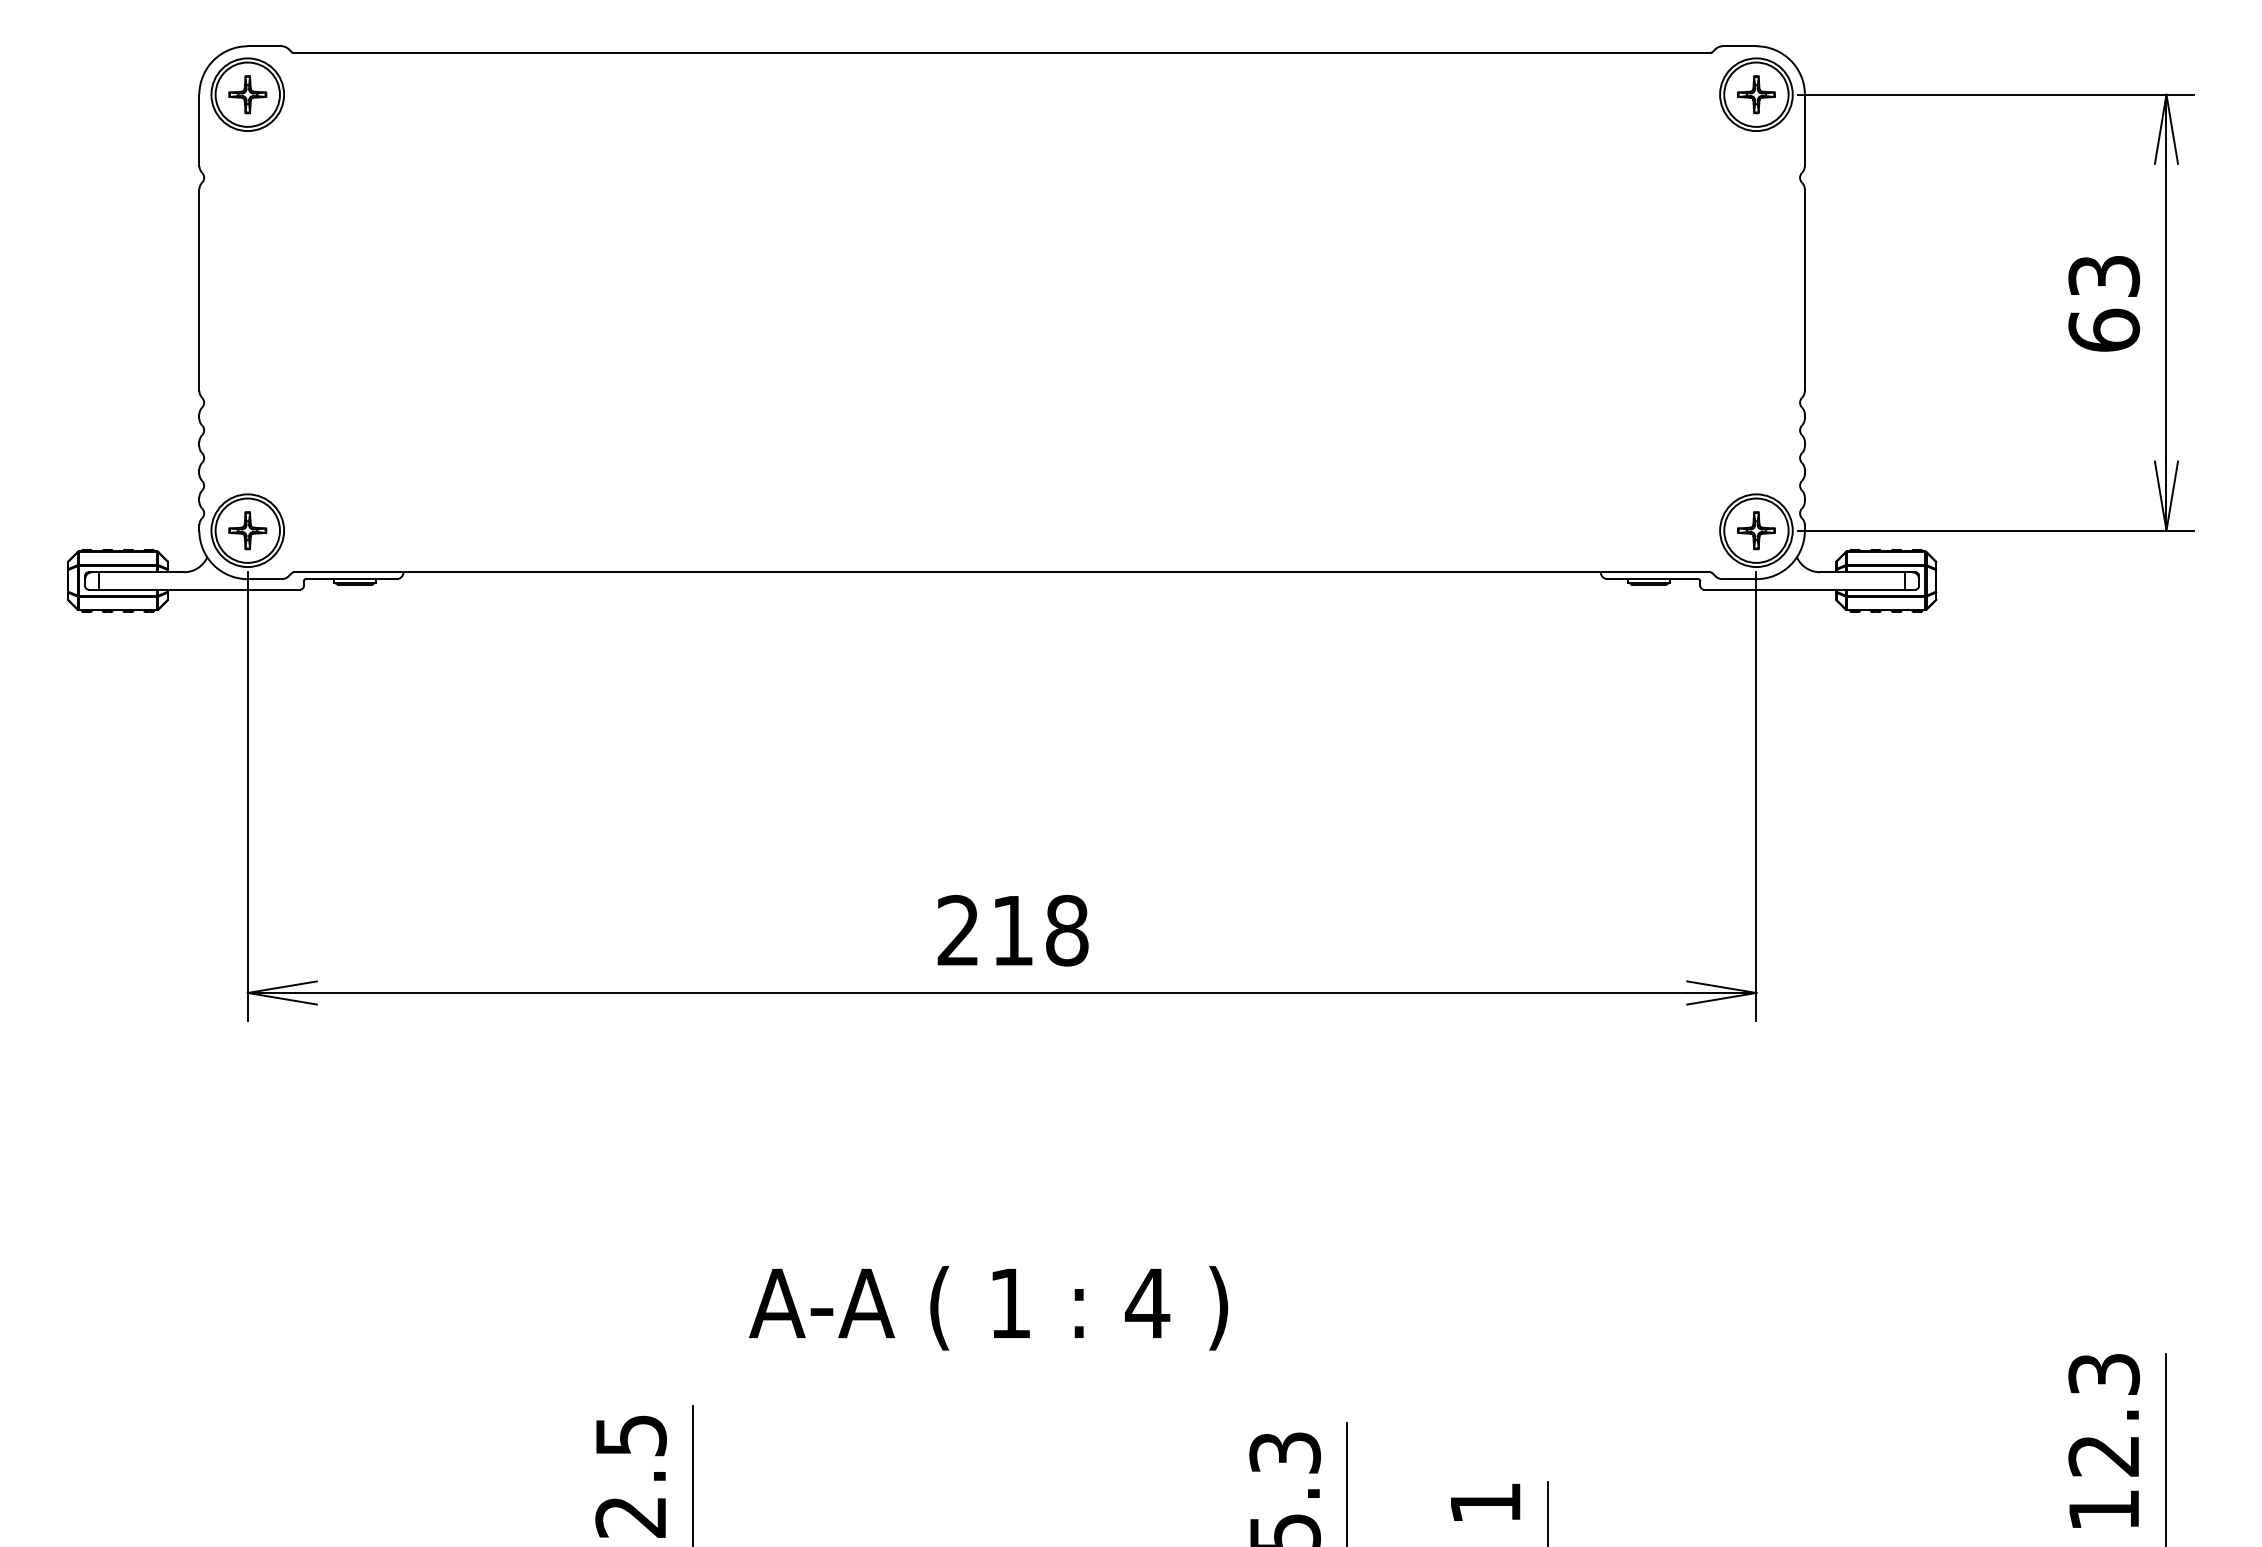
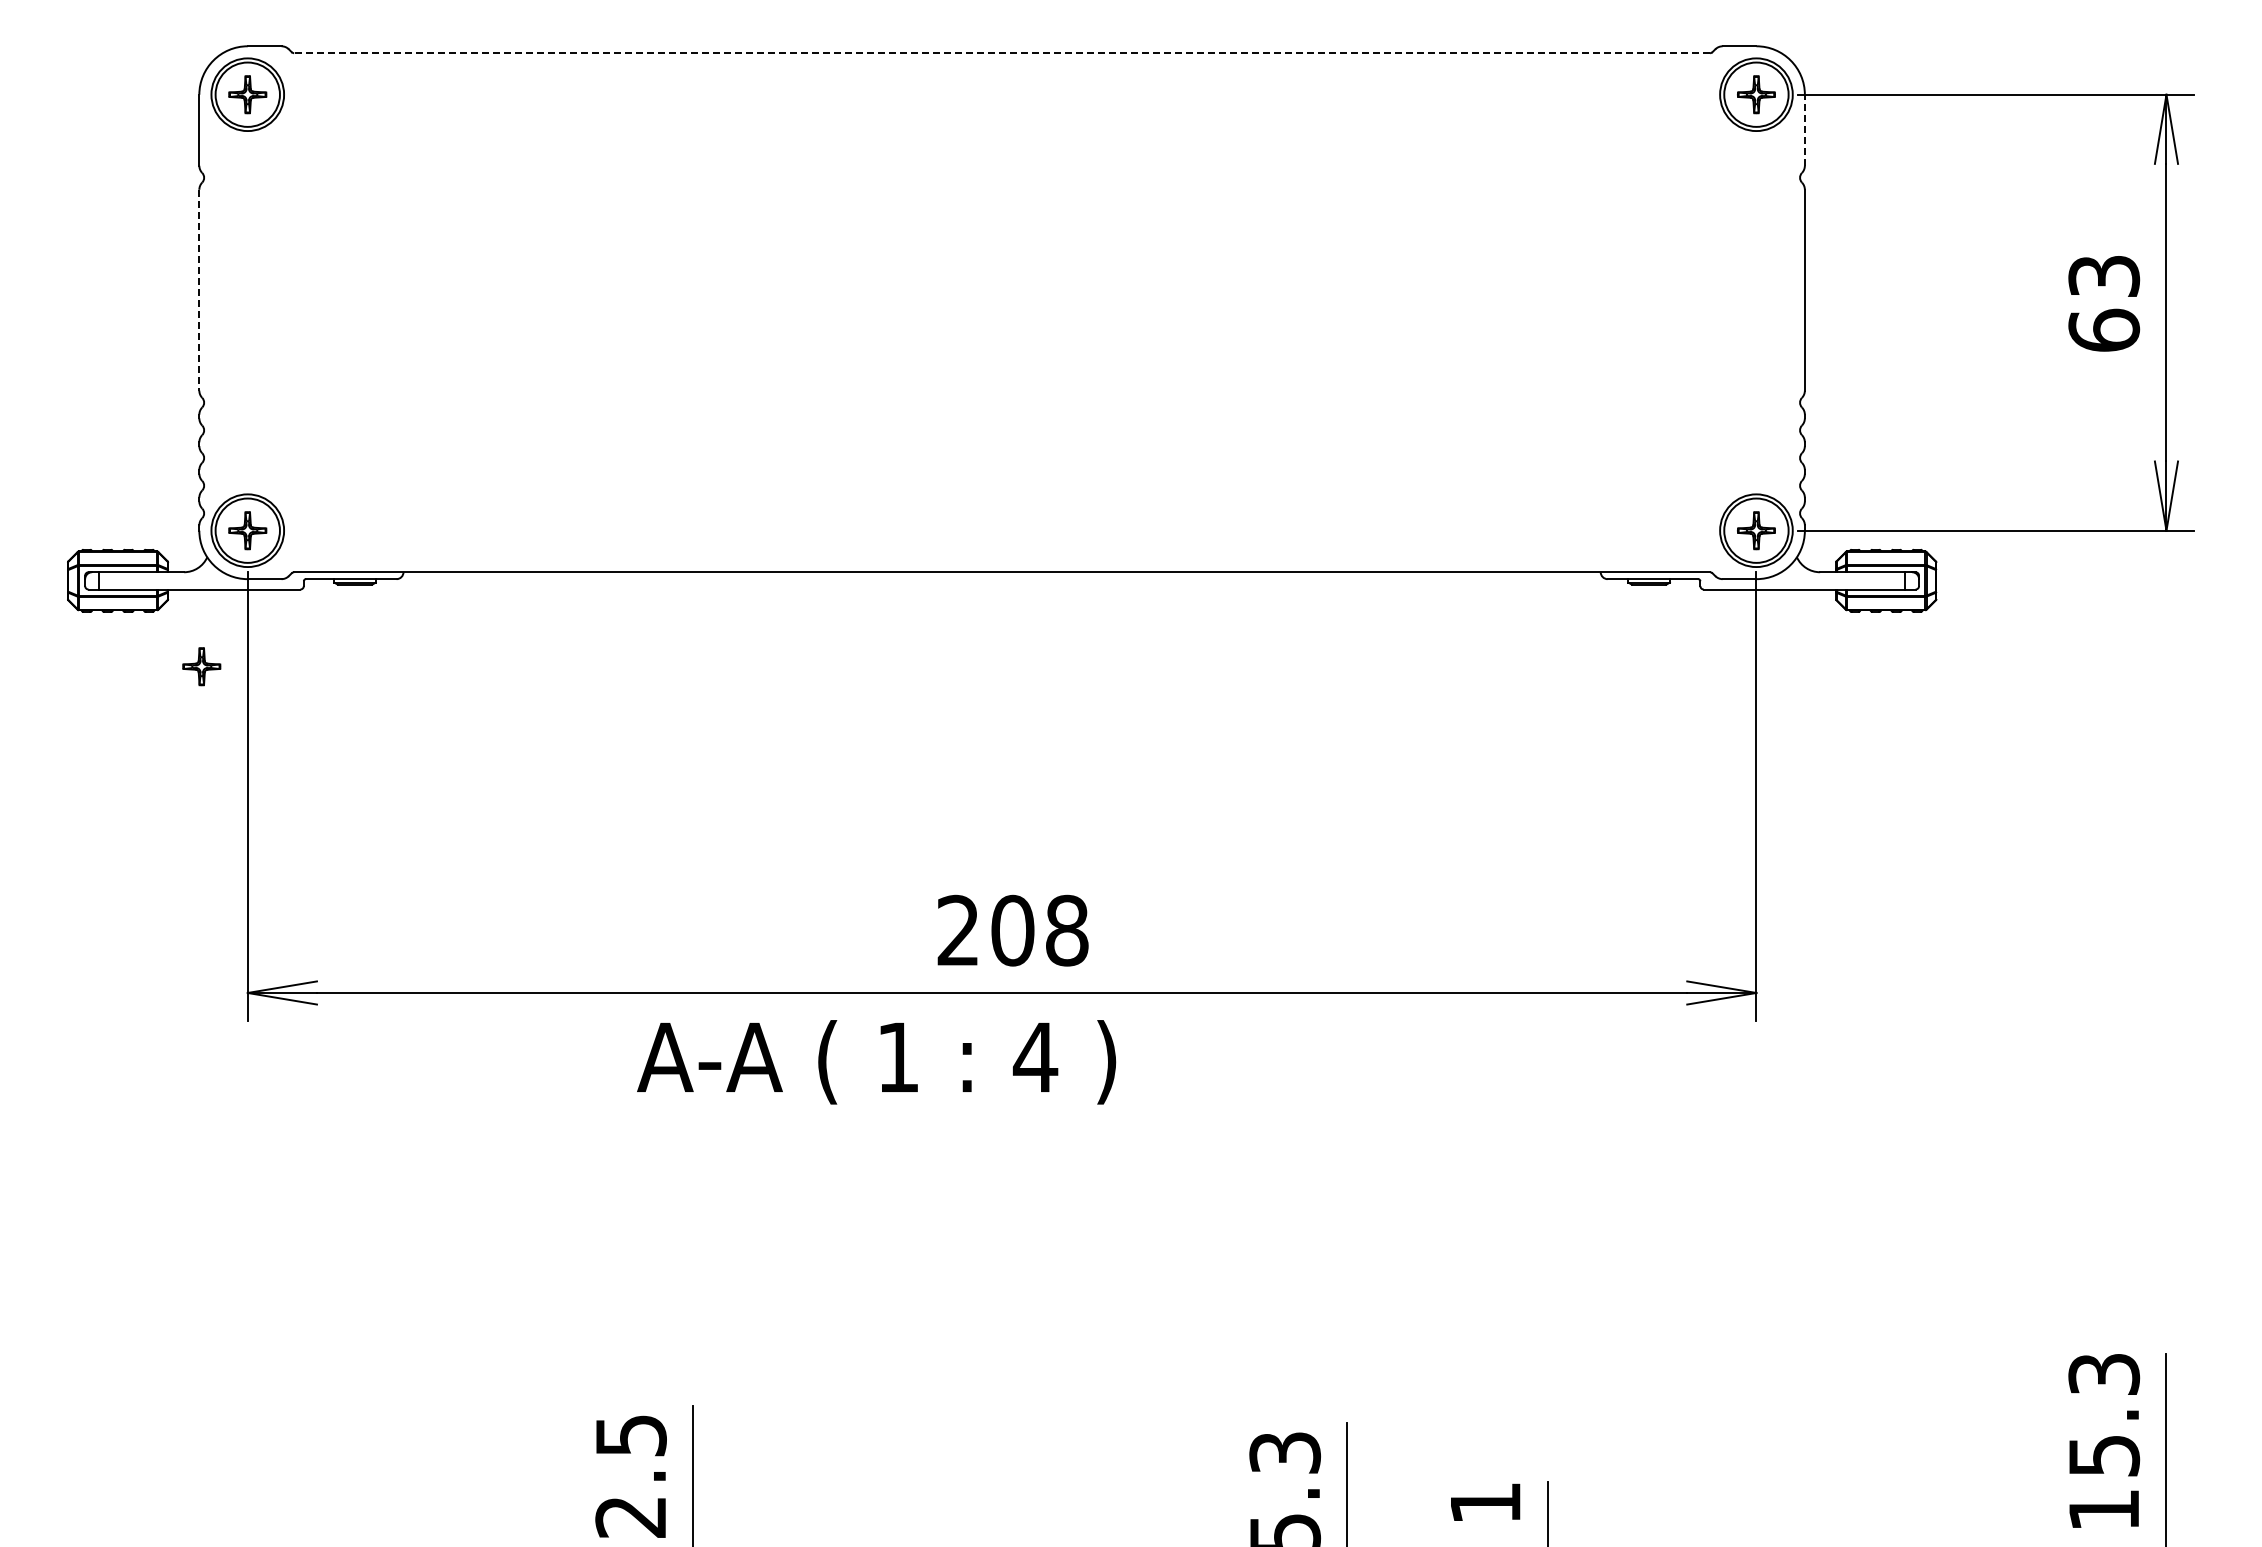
line: solid -> dashed (1002, 53)
line: solid -> dashed (1804, 130)
line: solid -> dashed (199, 290)
part: none -> present (201, 666)
text: 218 -> 208 (1012, 930)
text position: (988, 1308) -> (876, 1062) (876, 1062)
text: 12.3 -> 15.3 (2104, 1456)
